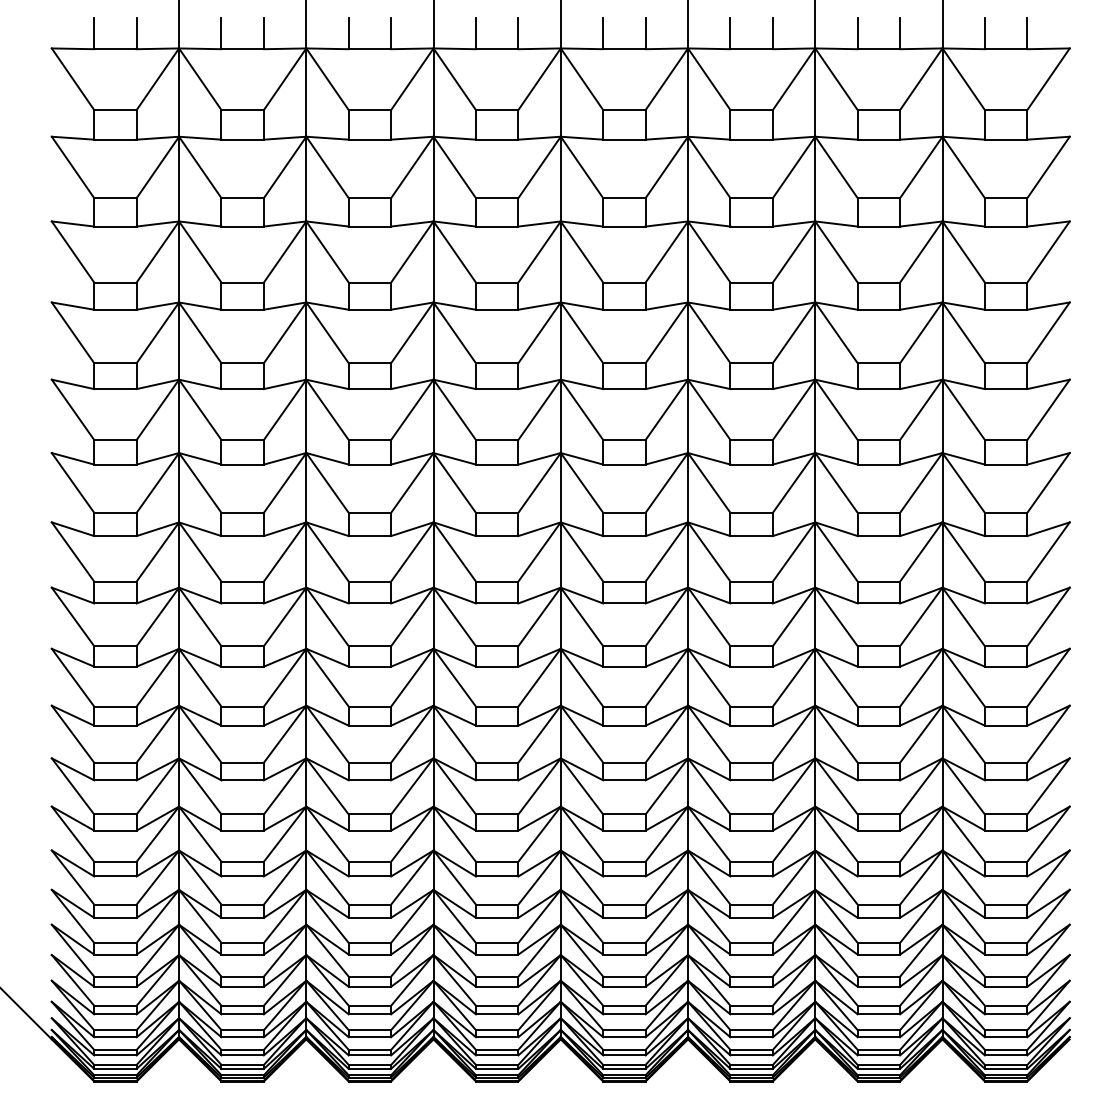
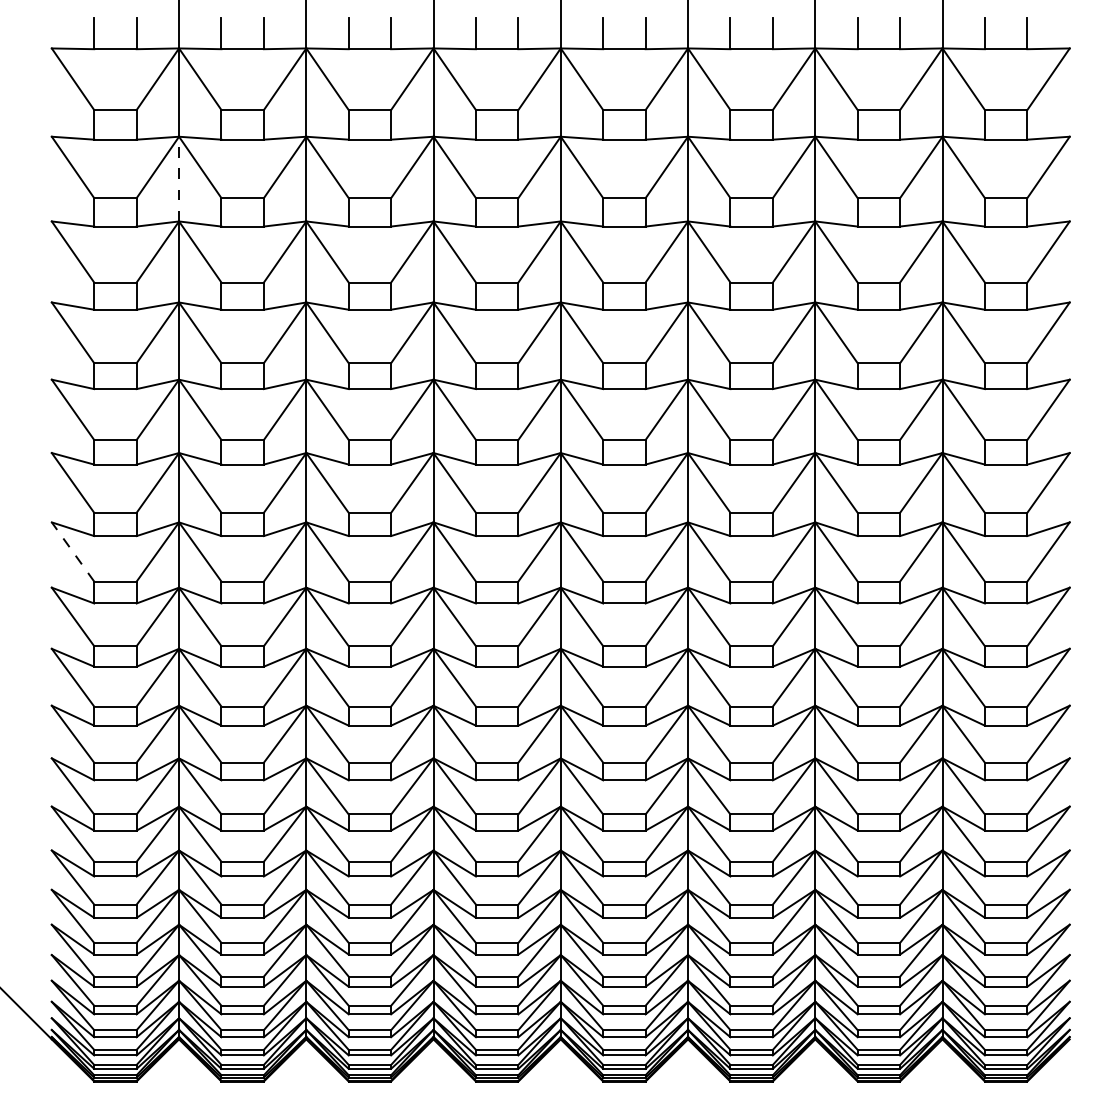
line: solid -> dashed (179, 178)
line: solid -> dashed (72, 551)
